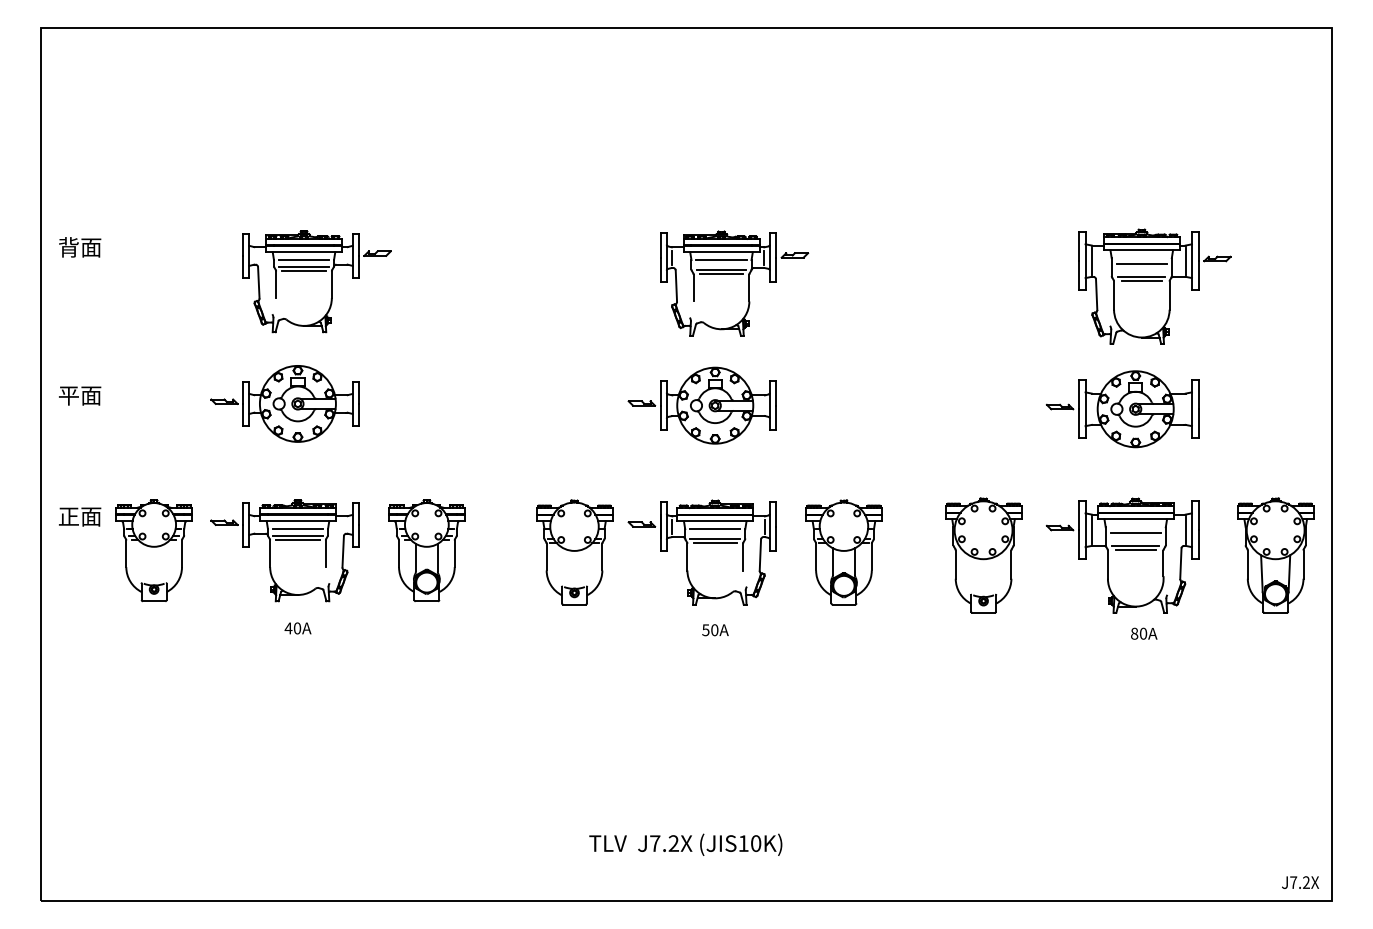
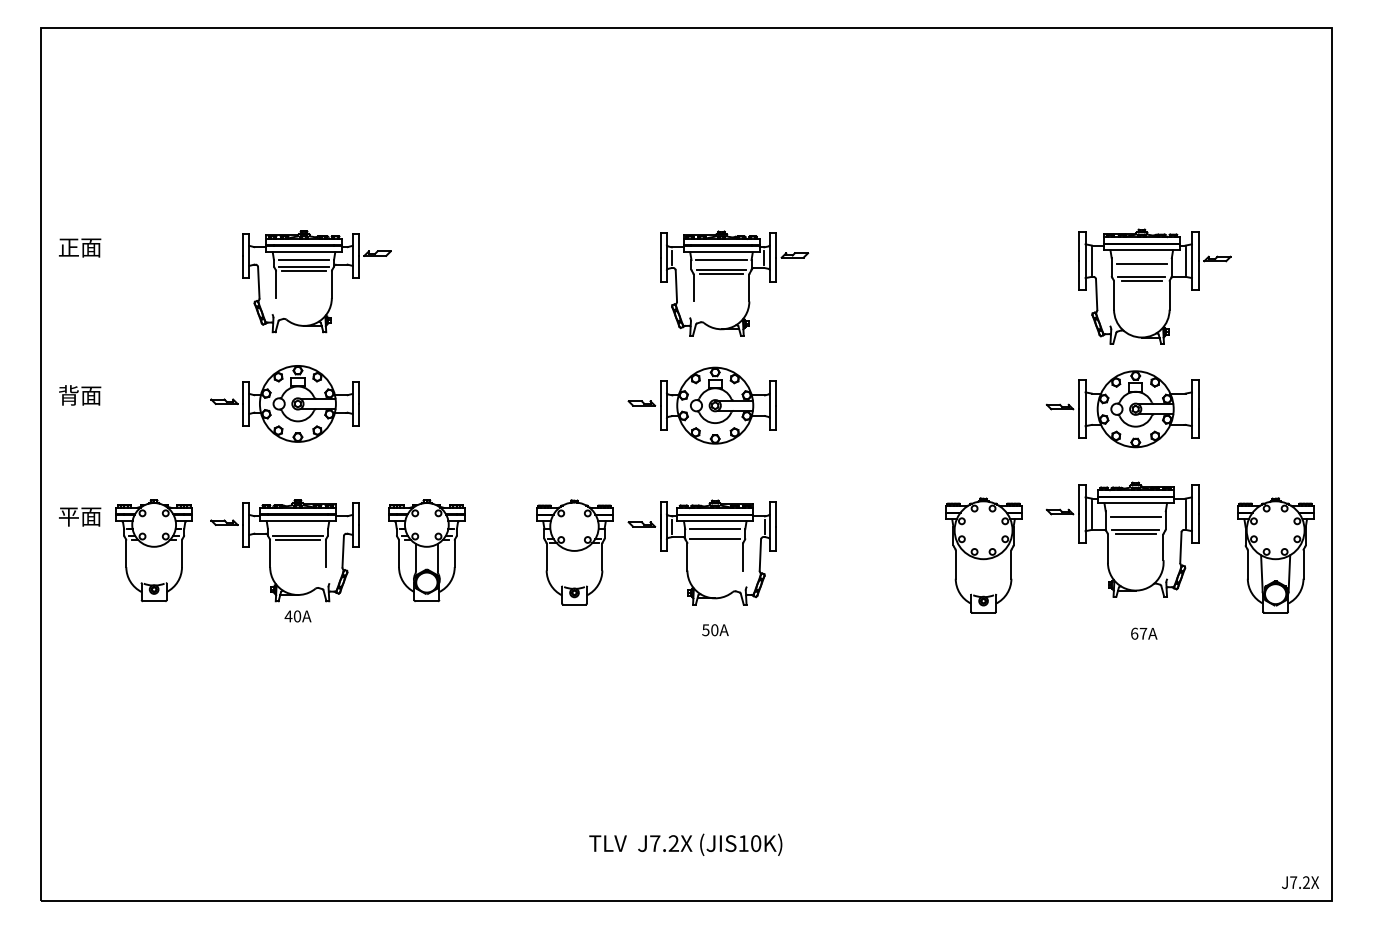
text: 背面 -> 正面 (68, 247)
text: 平面 -> 背面 (68, 395)
text: 正面 -> 平面 (68, 516)
line: present -> none (297, 529)
line: present -> none (715, 543)
part: present -> none (843, 552)
part position: (1122, 555) -> (1122, 539) (1122, 539)
text position: (297, 628) -> (297, 616) (297, 616)
text: 80A -> 67A (1139, 633)
